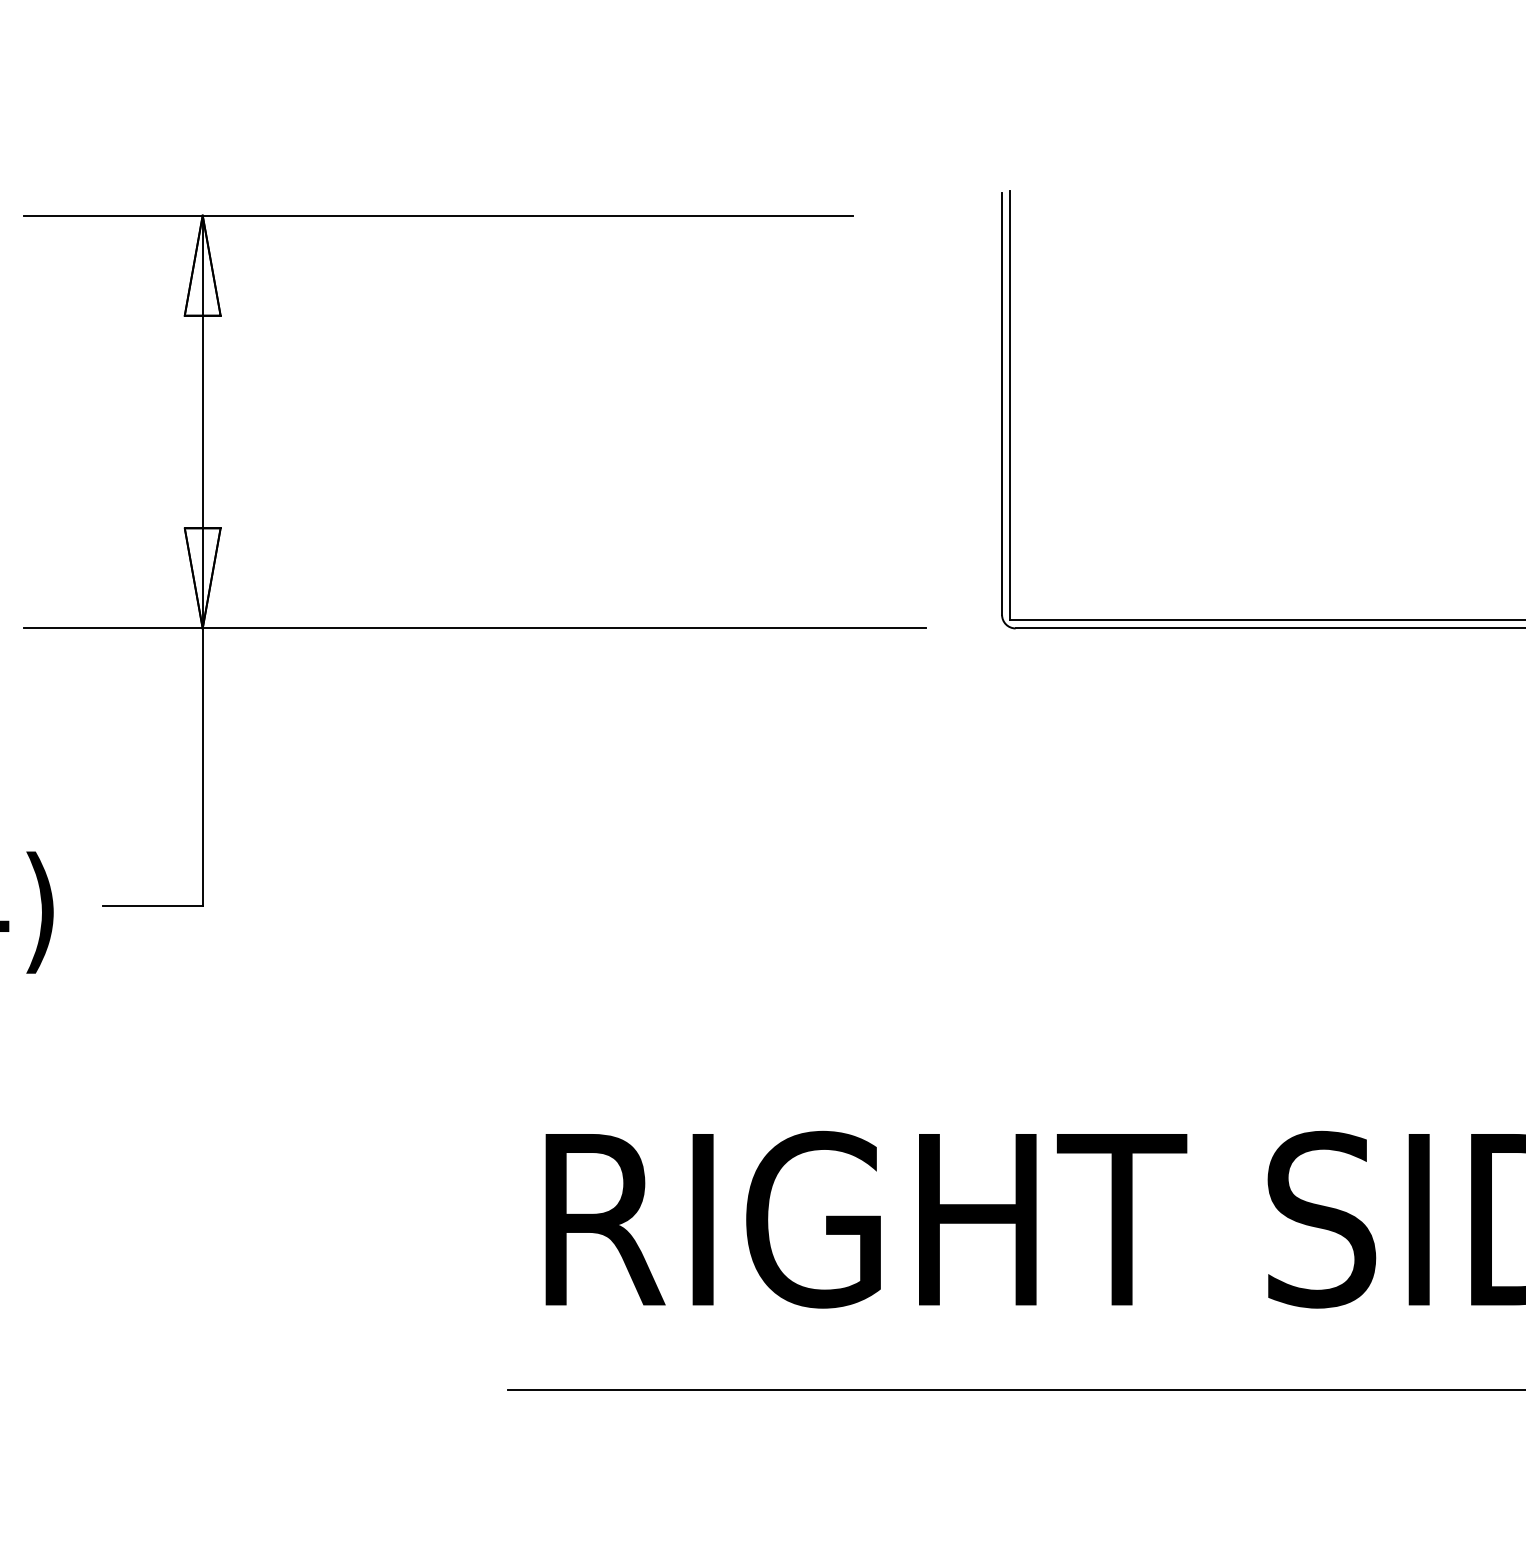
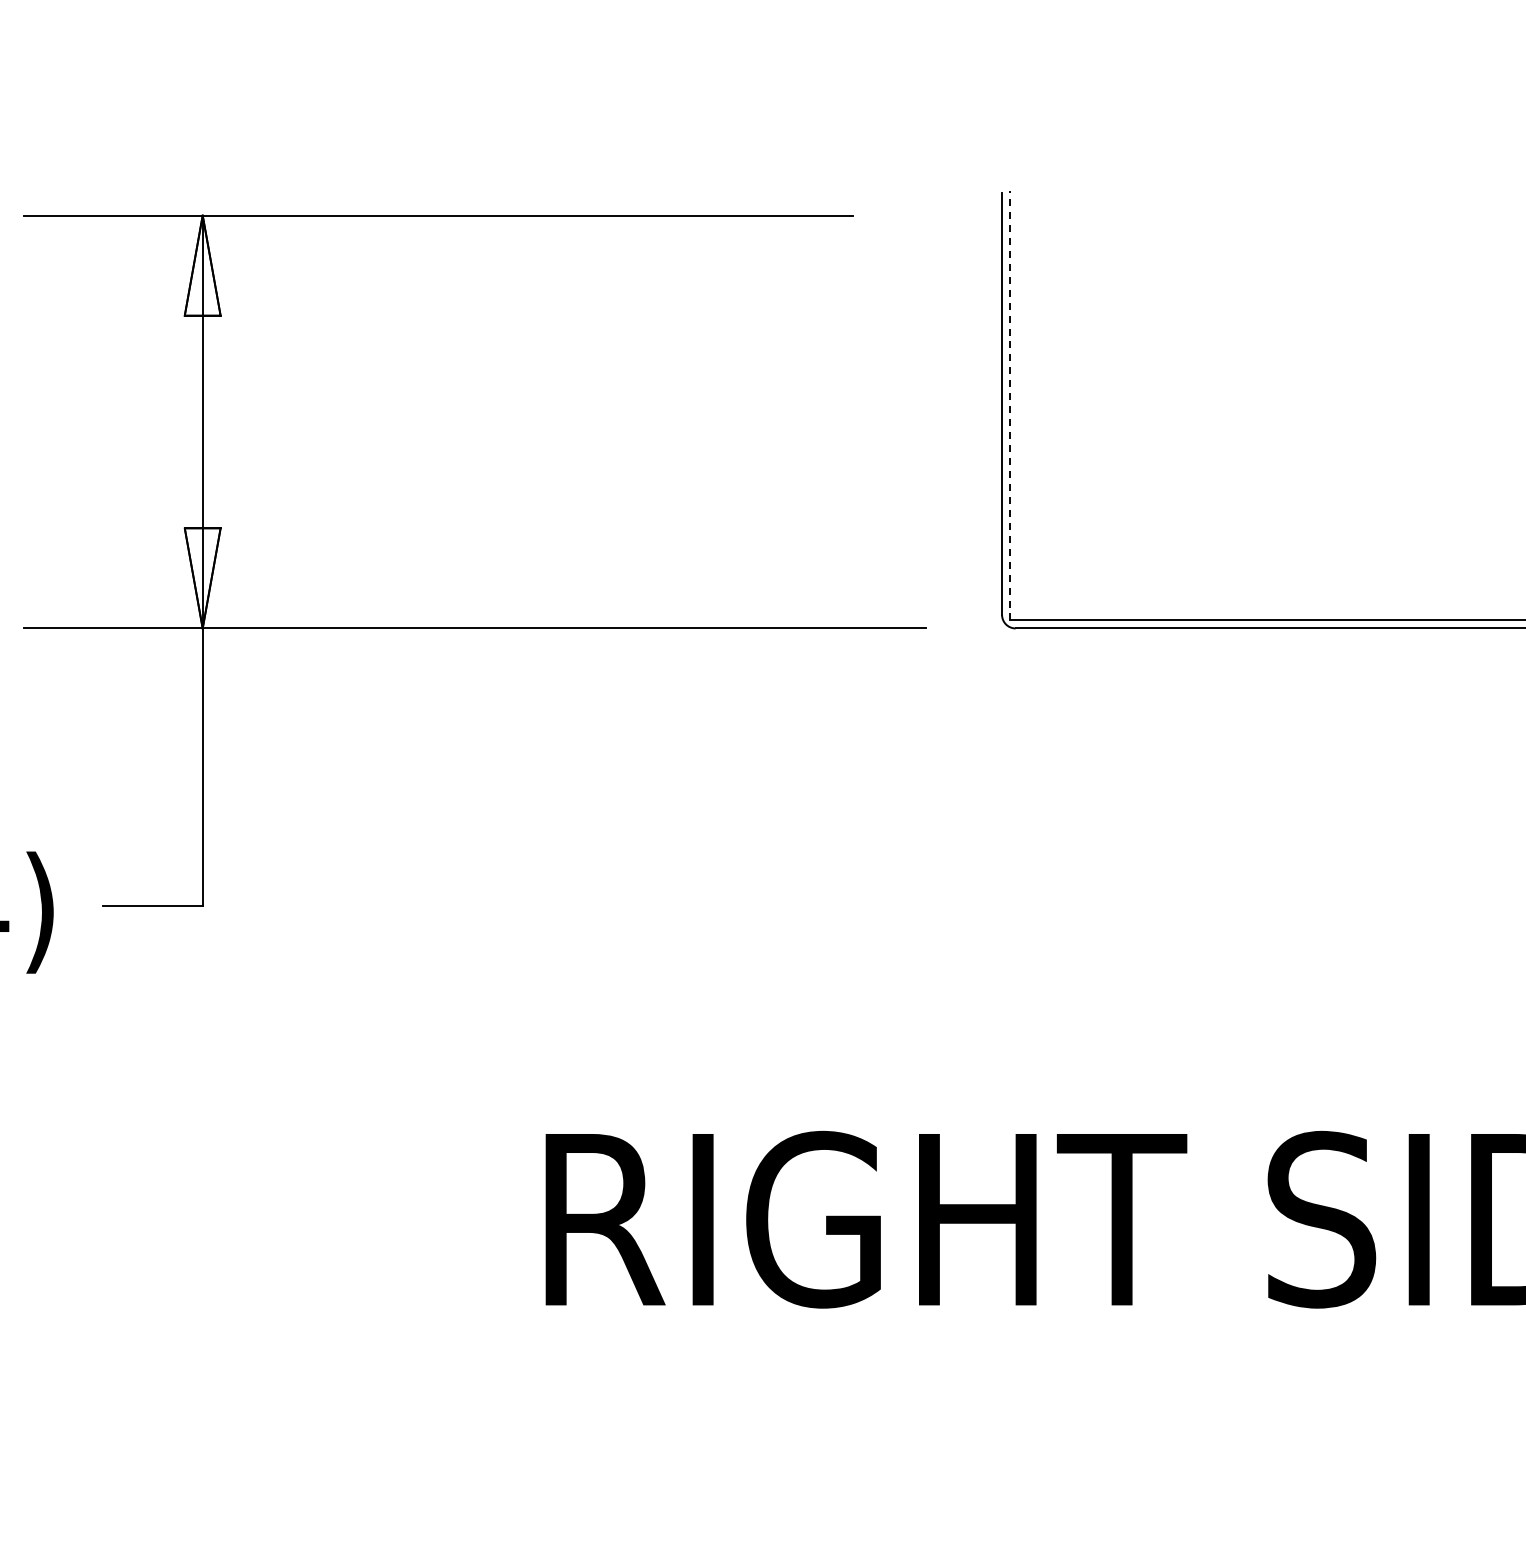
line: solid -> dashed (1010, 405)
line: present -> none (1014, 1389)
